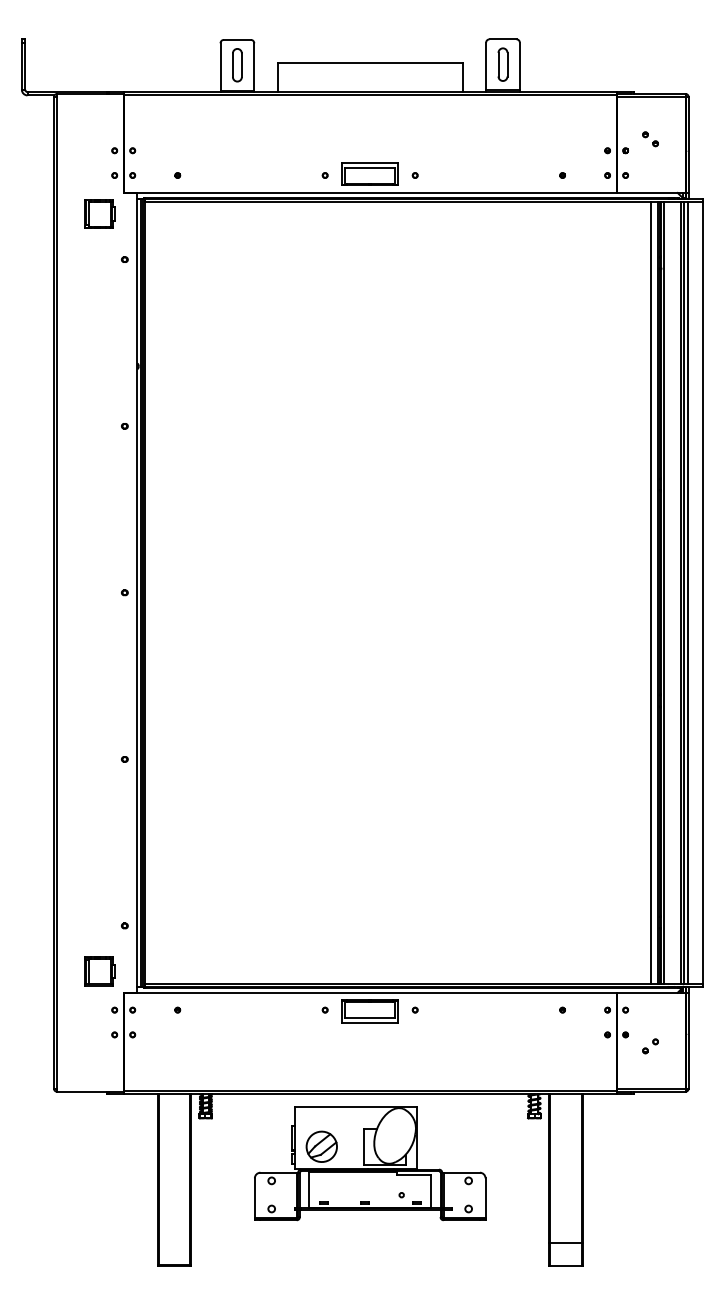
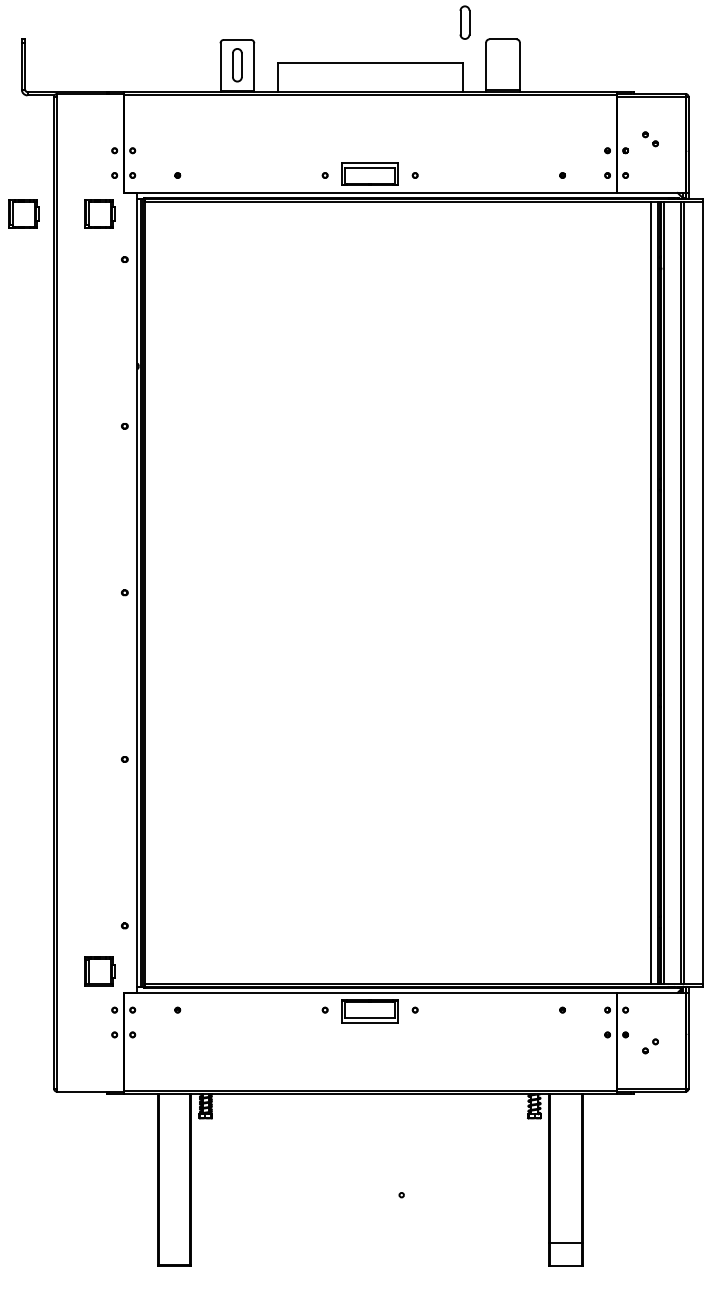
part position: (502, 64) -> (464, 22) (464, 22)
part: none -> present (23, 213)
line: present -> none (688, 592)
part: present -> none (370, 1163)
